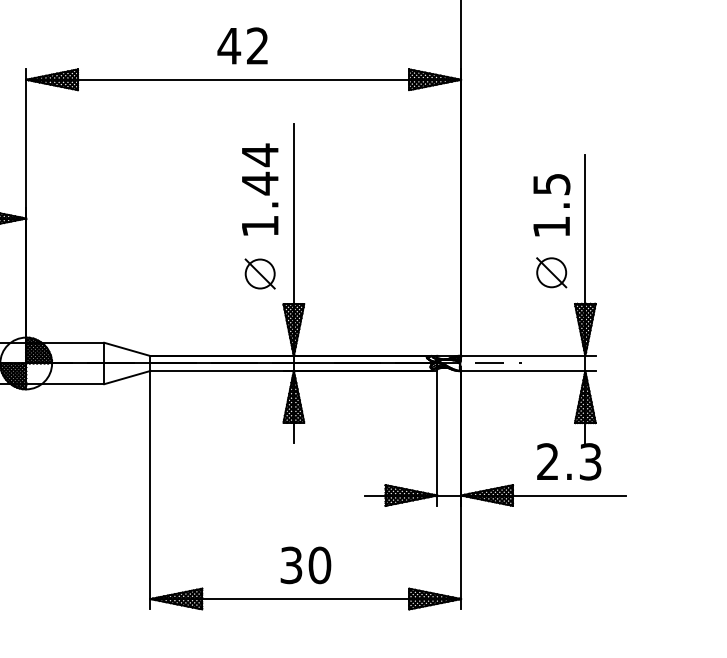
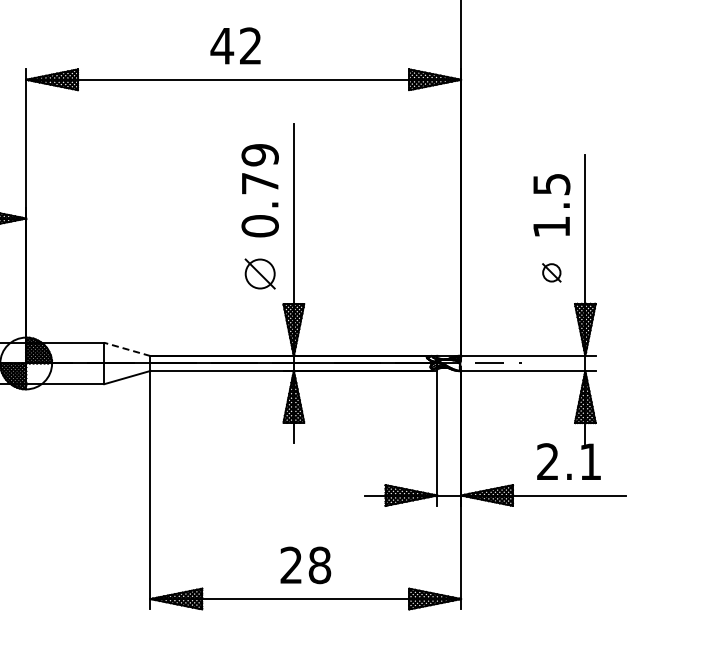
text position: (242, 45) -> (235, 45) (235, 45)
text: 1.44 -> 0.79 (259, 190)
part size: 32x32 px -> 20x20 px (551, 272)
line: solid -> dashed (126, 349)
text: 2.3 -> 2.1 (590, 461)
text: 30 -> 28 (305, 565)
